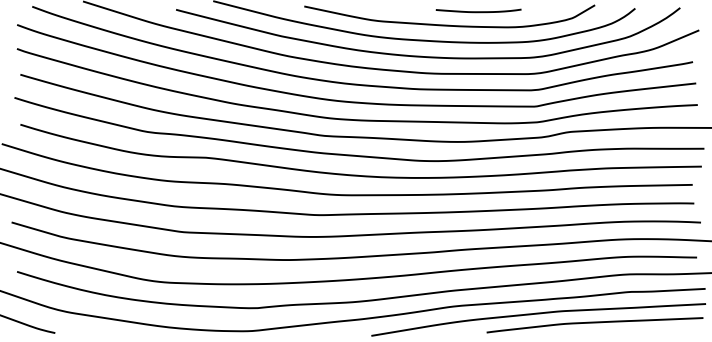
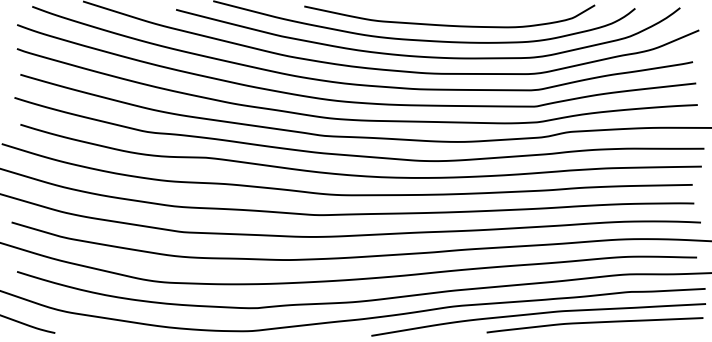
curve: present -> none (478, 11)
